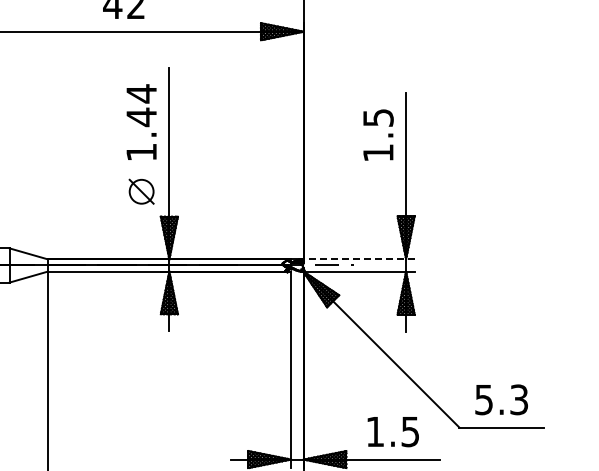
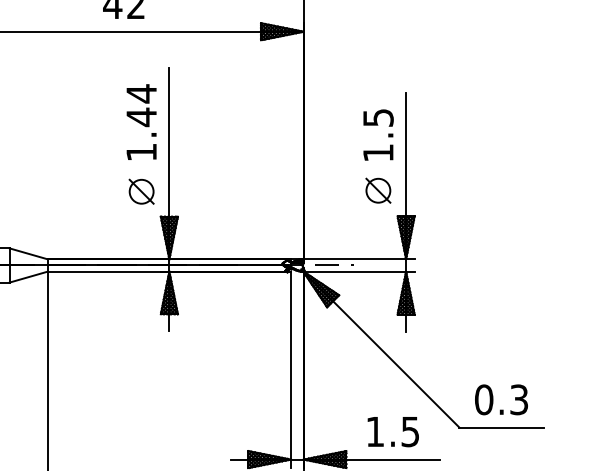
part: none -> present (378, 190)
line: dashed -> solid (357, 259)
text: 5.3 -> 0.3 (484, 399)
